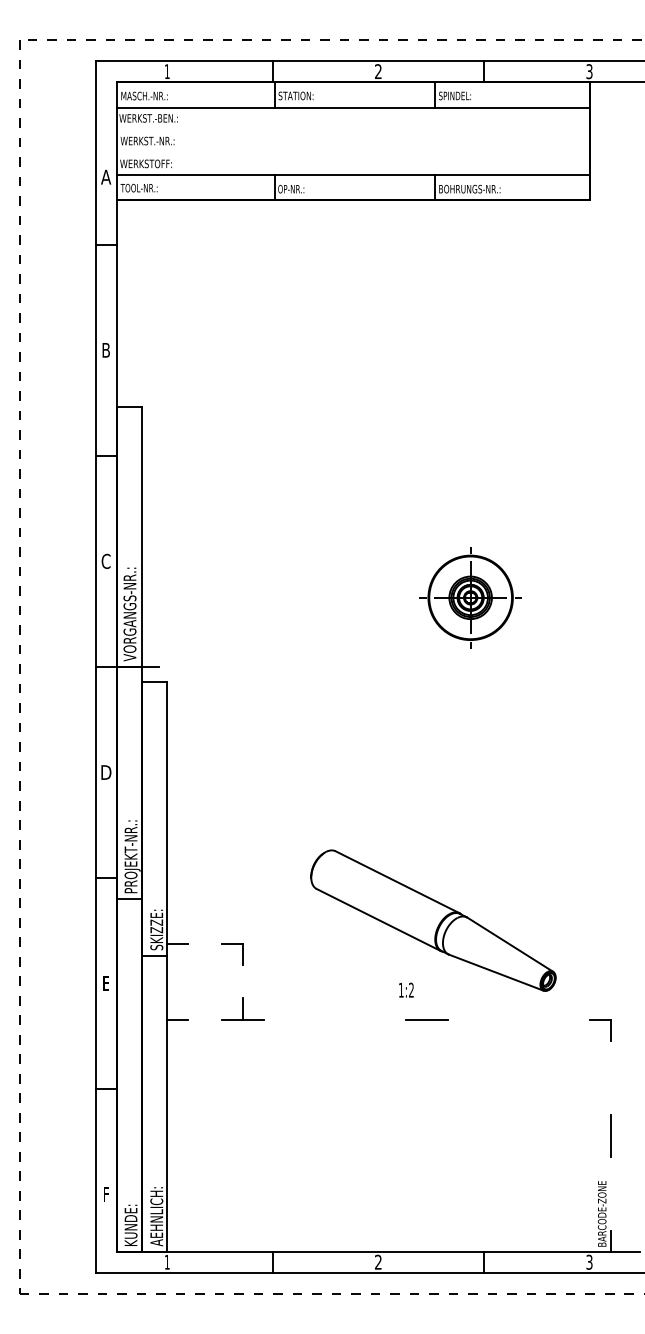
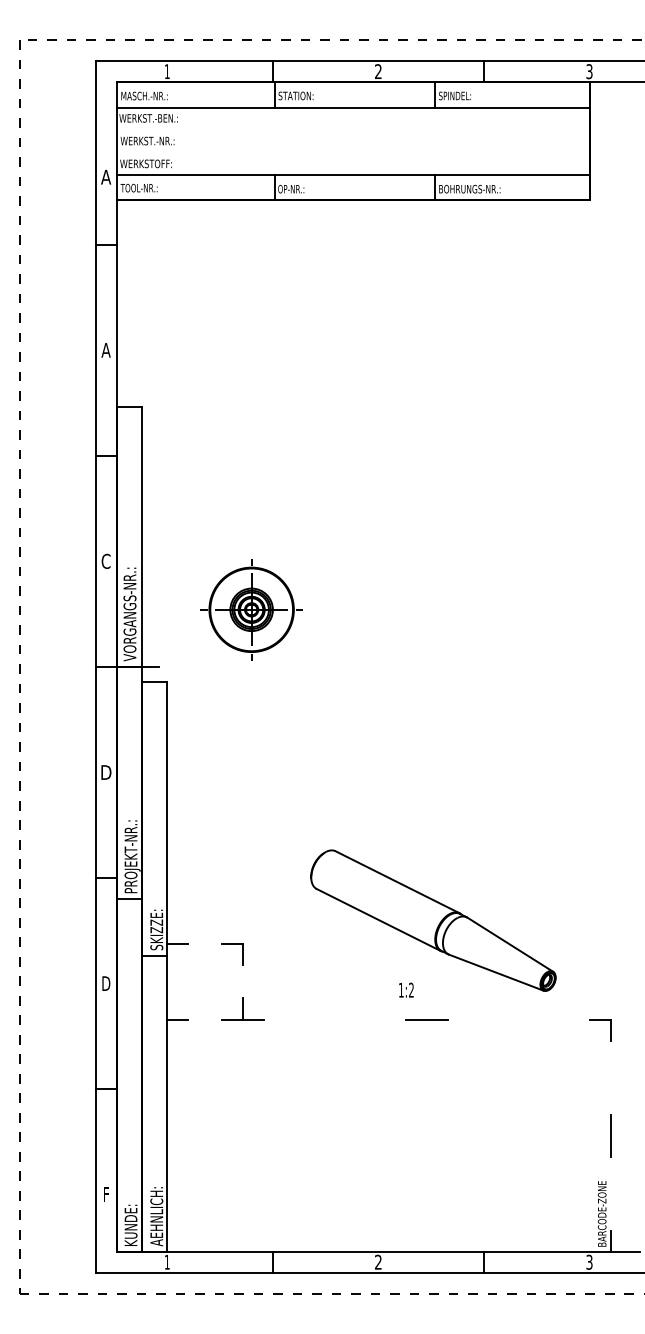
text: B -> A (105, 350)
part position: (470, 597) -> (251, 609) (251, 609)
text: E -> D (106, 983)
